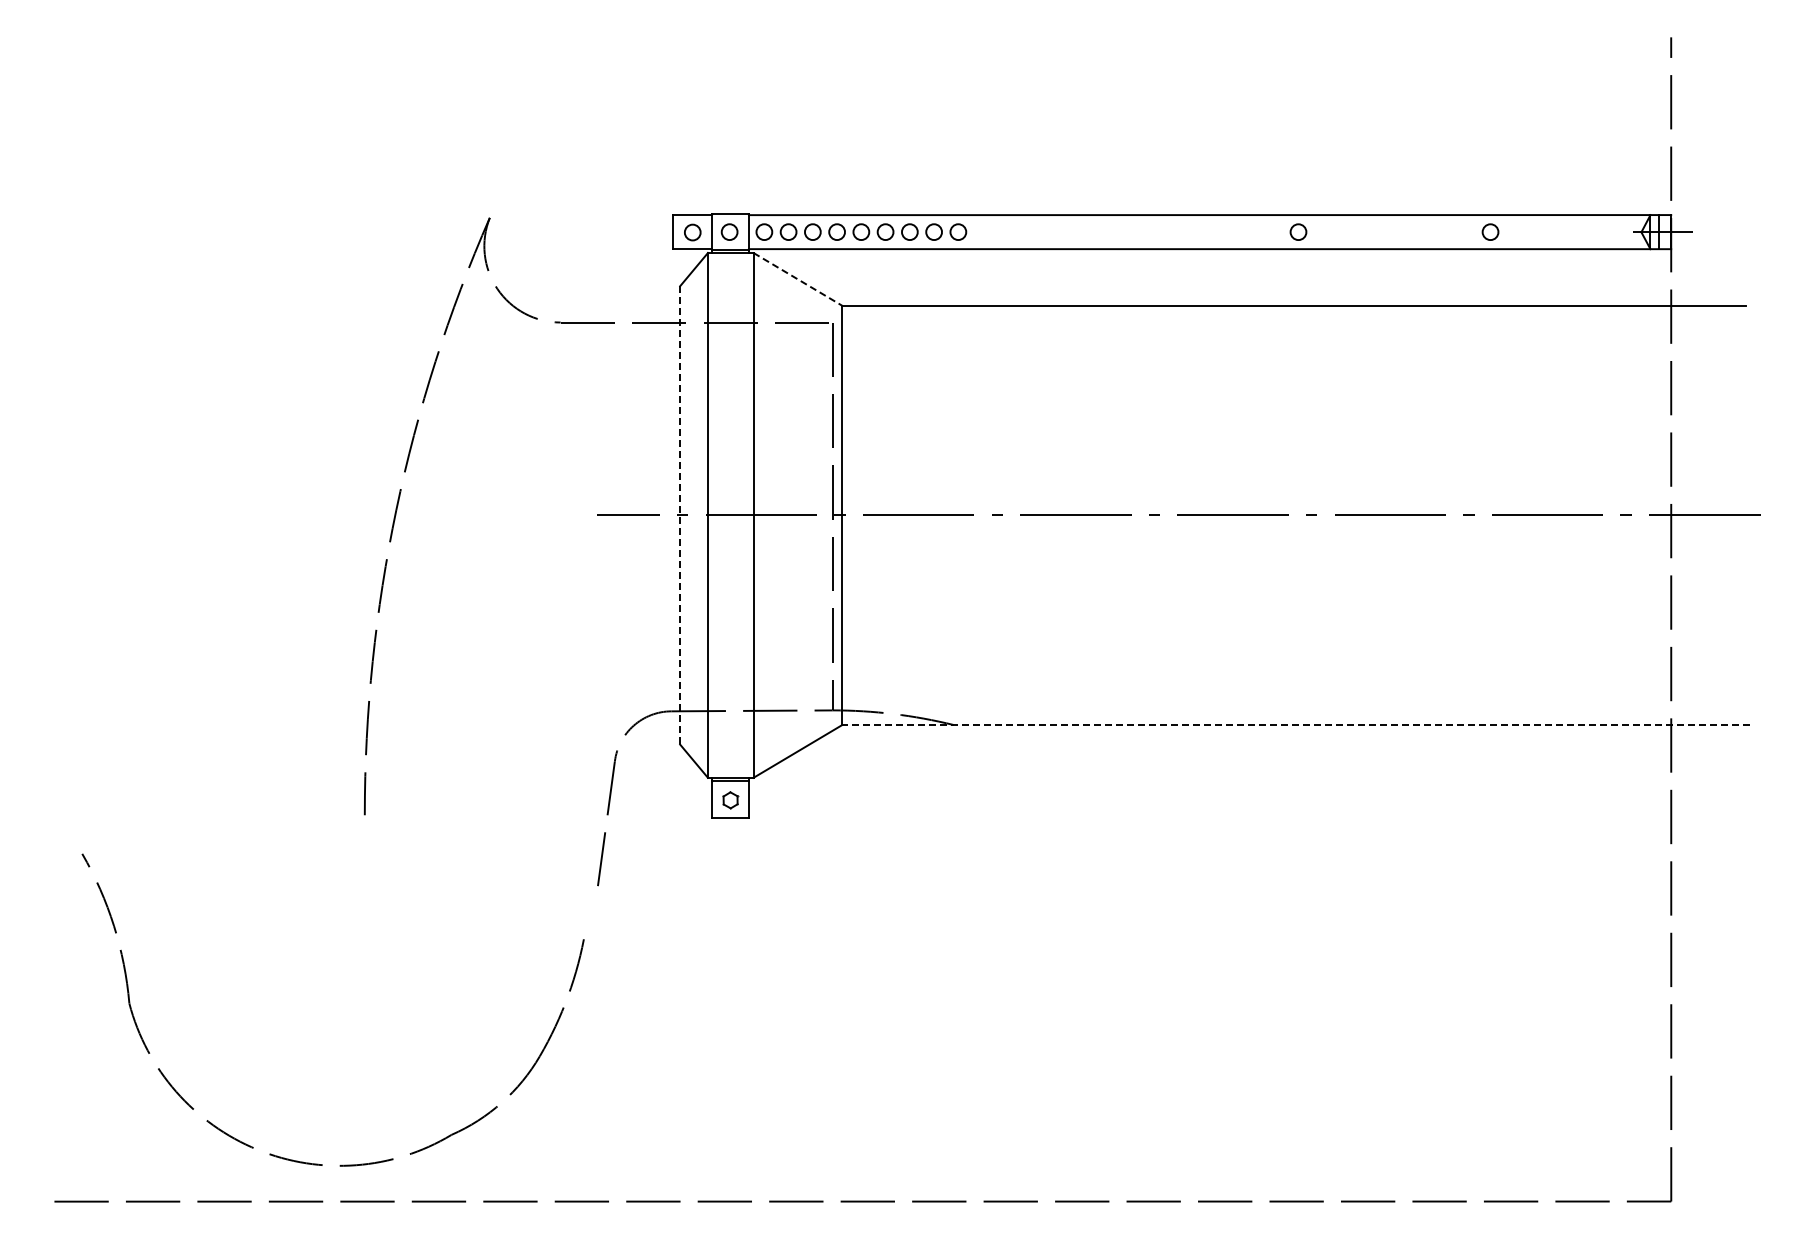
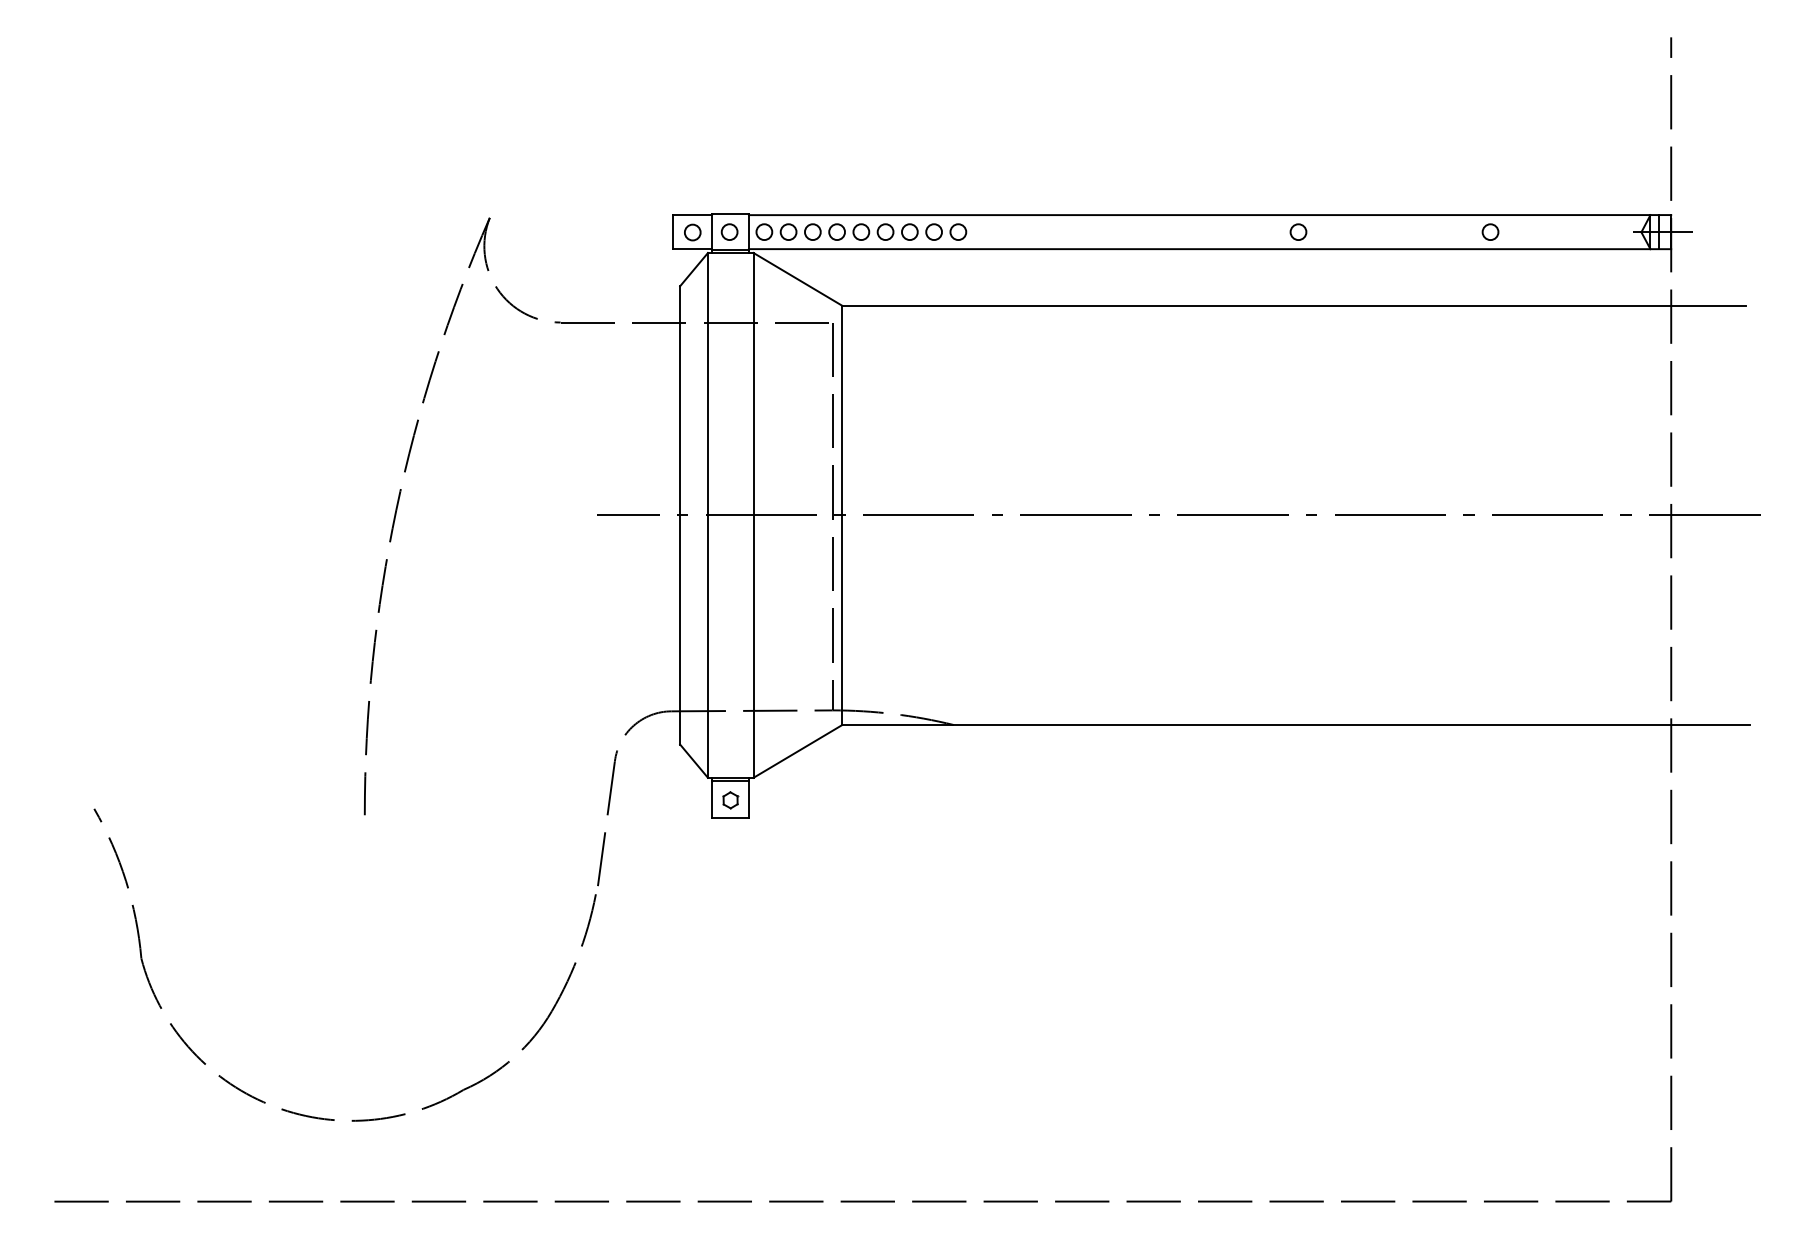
line: dashed -> solid (797, 279)
line: dashed -> solid (680, 515)
line: dashed -> solid (1296, 725)
part position: (318, 1163) -> (330, 1118) (330, 1118)
